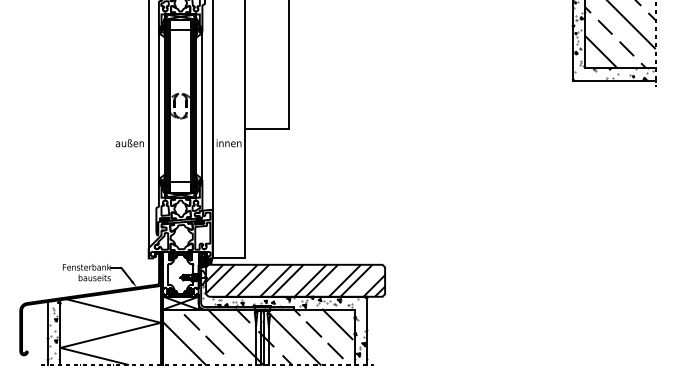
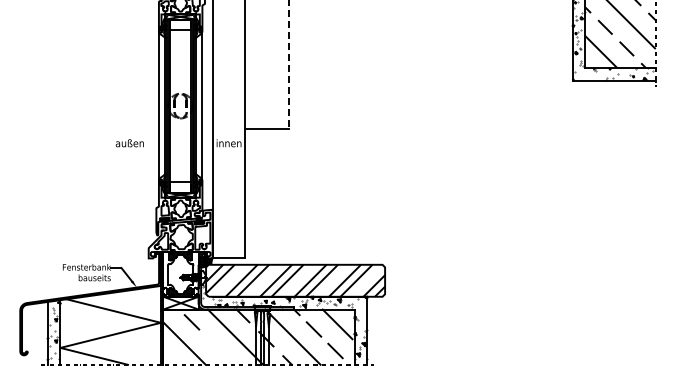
line: solid -> dashed (289, 64)
line: present -> none (148, 130)
line: present -> none (214, 344)
